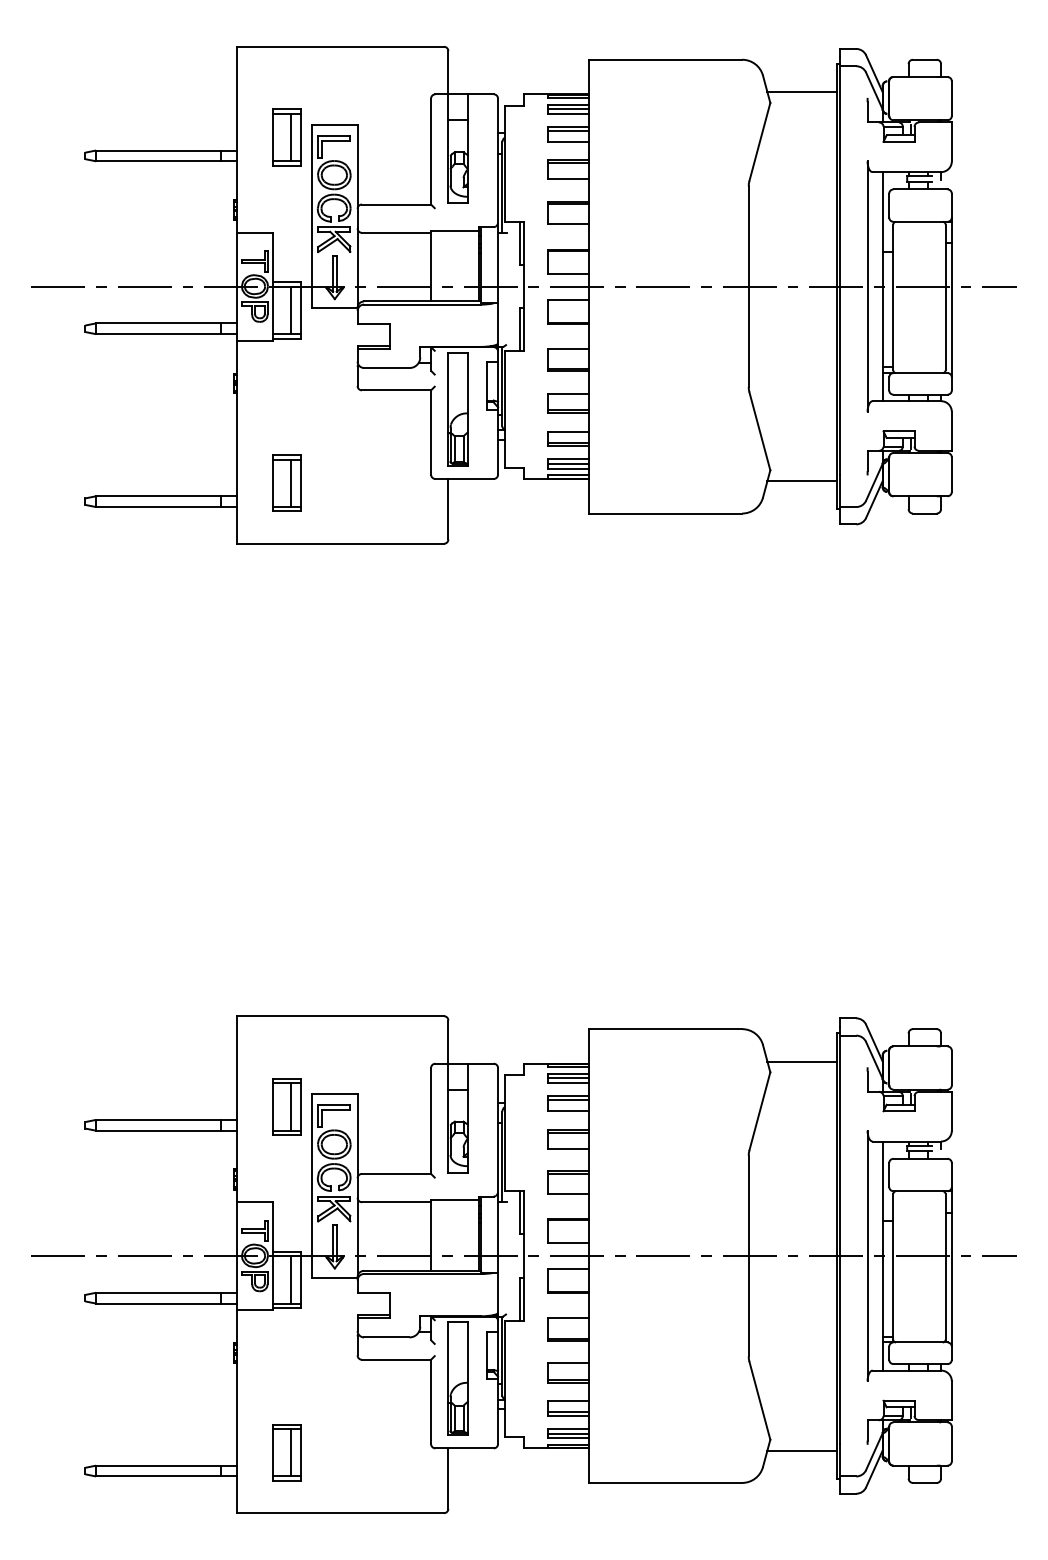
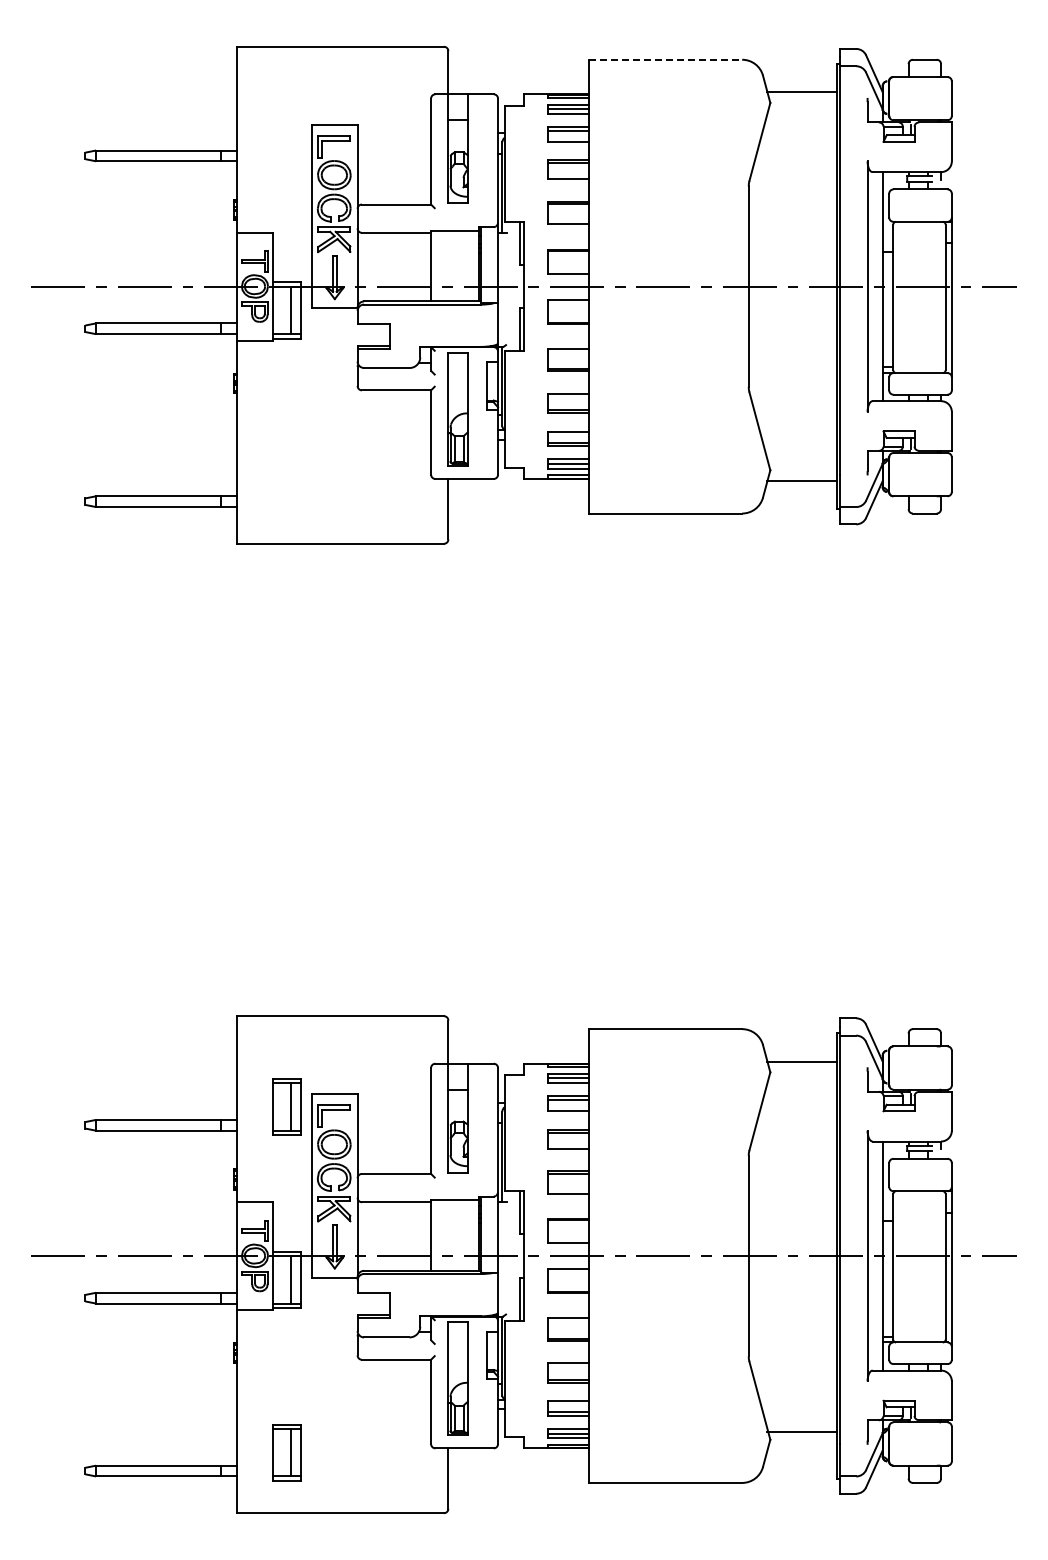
line: solid -> dashed (665, 59)
part: present -> none (286, 137)
part: present -> none (286, 482)
line position: (802, 1450) -> (802, 1431) (802, 1431)
